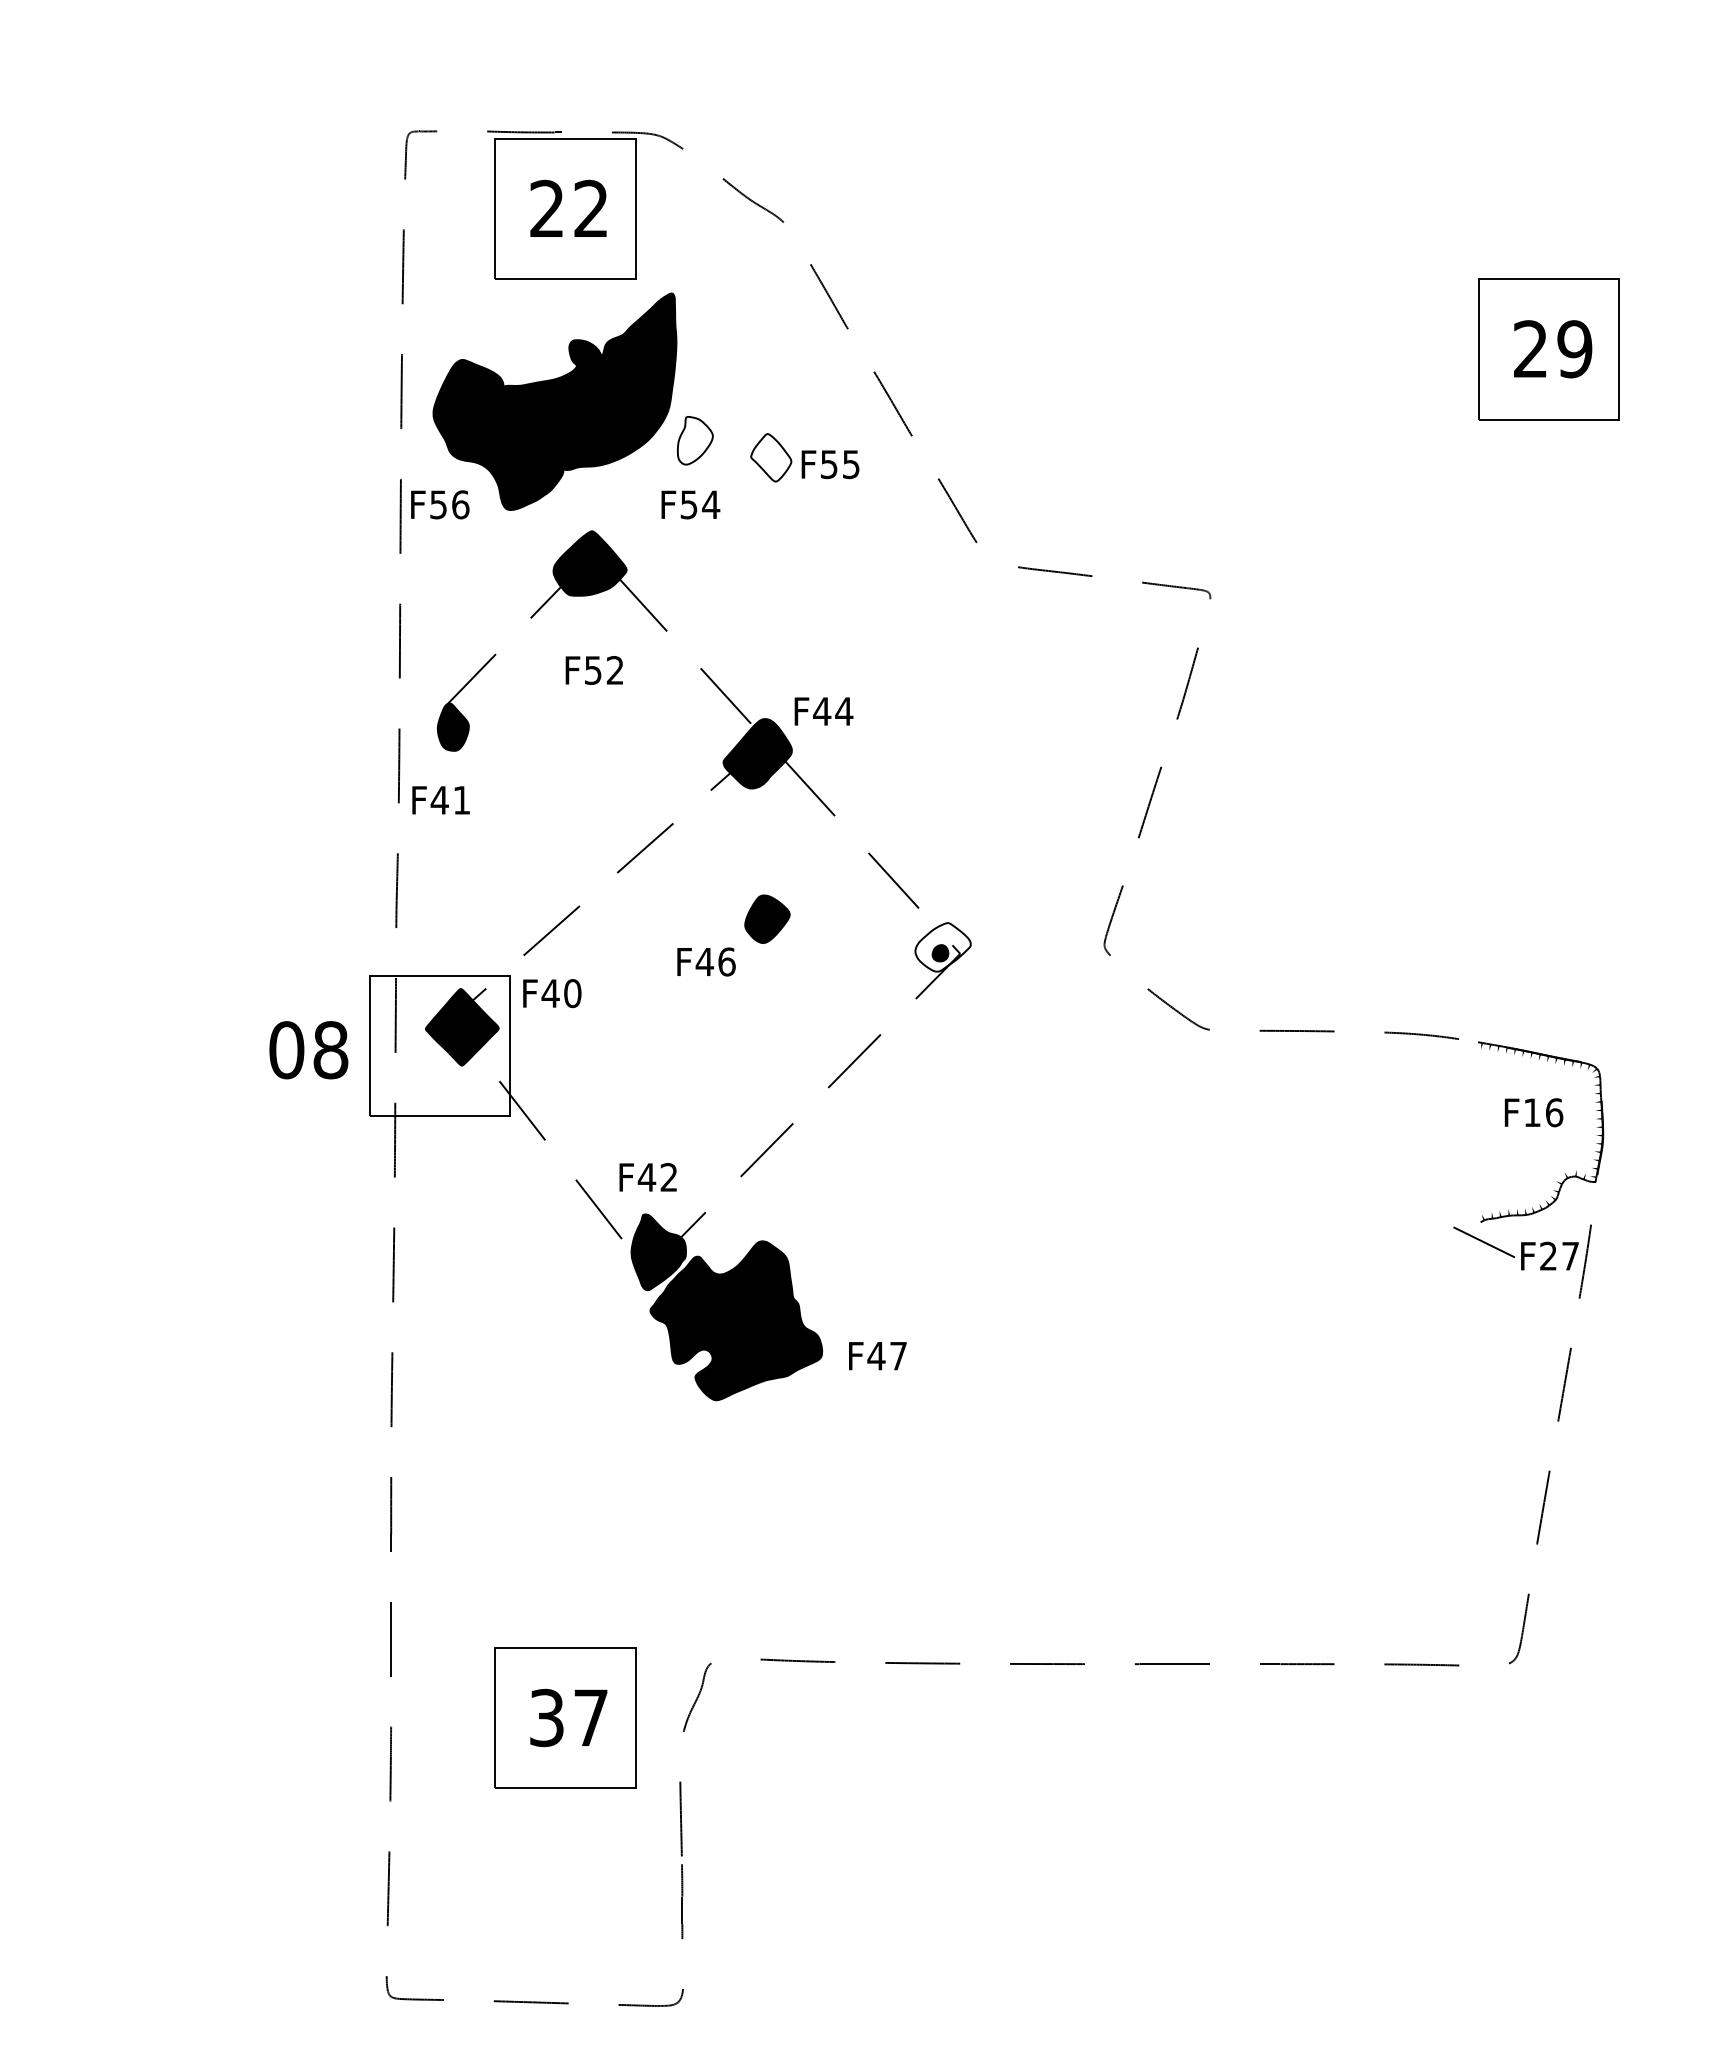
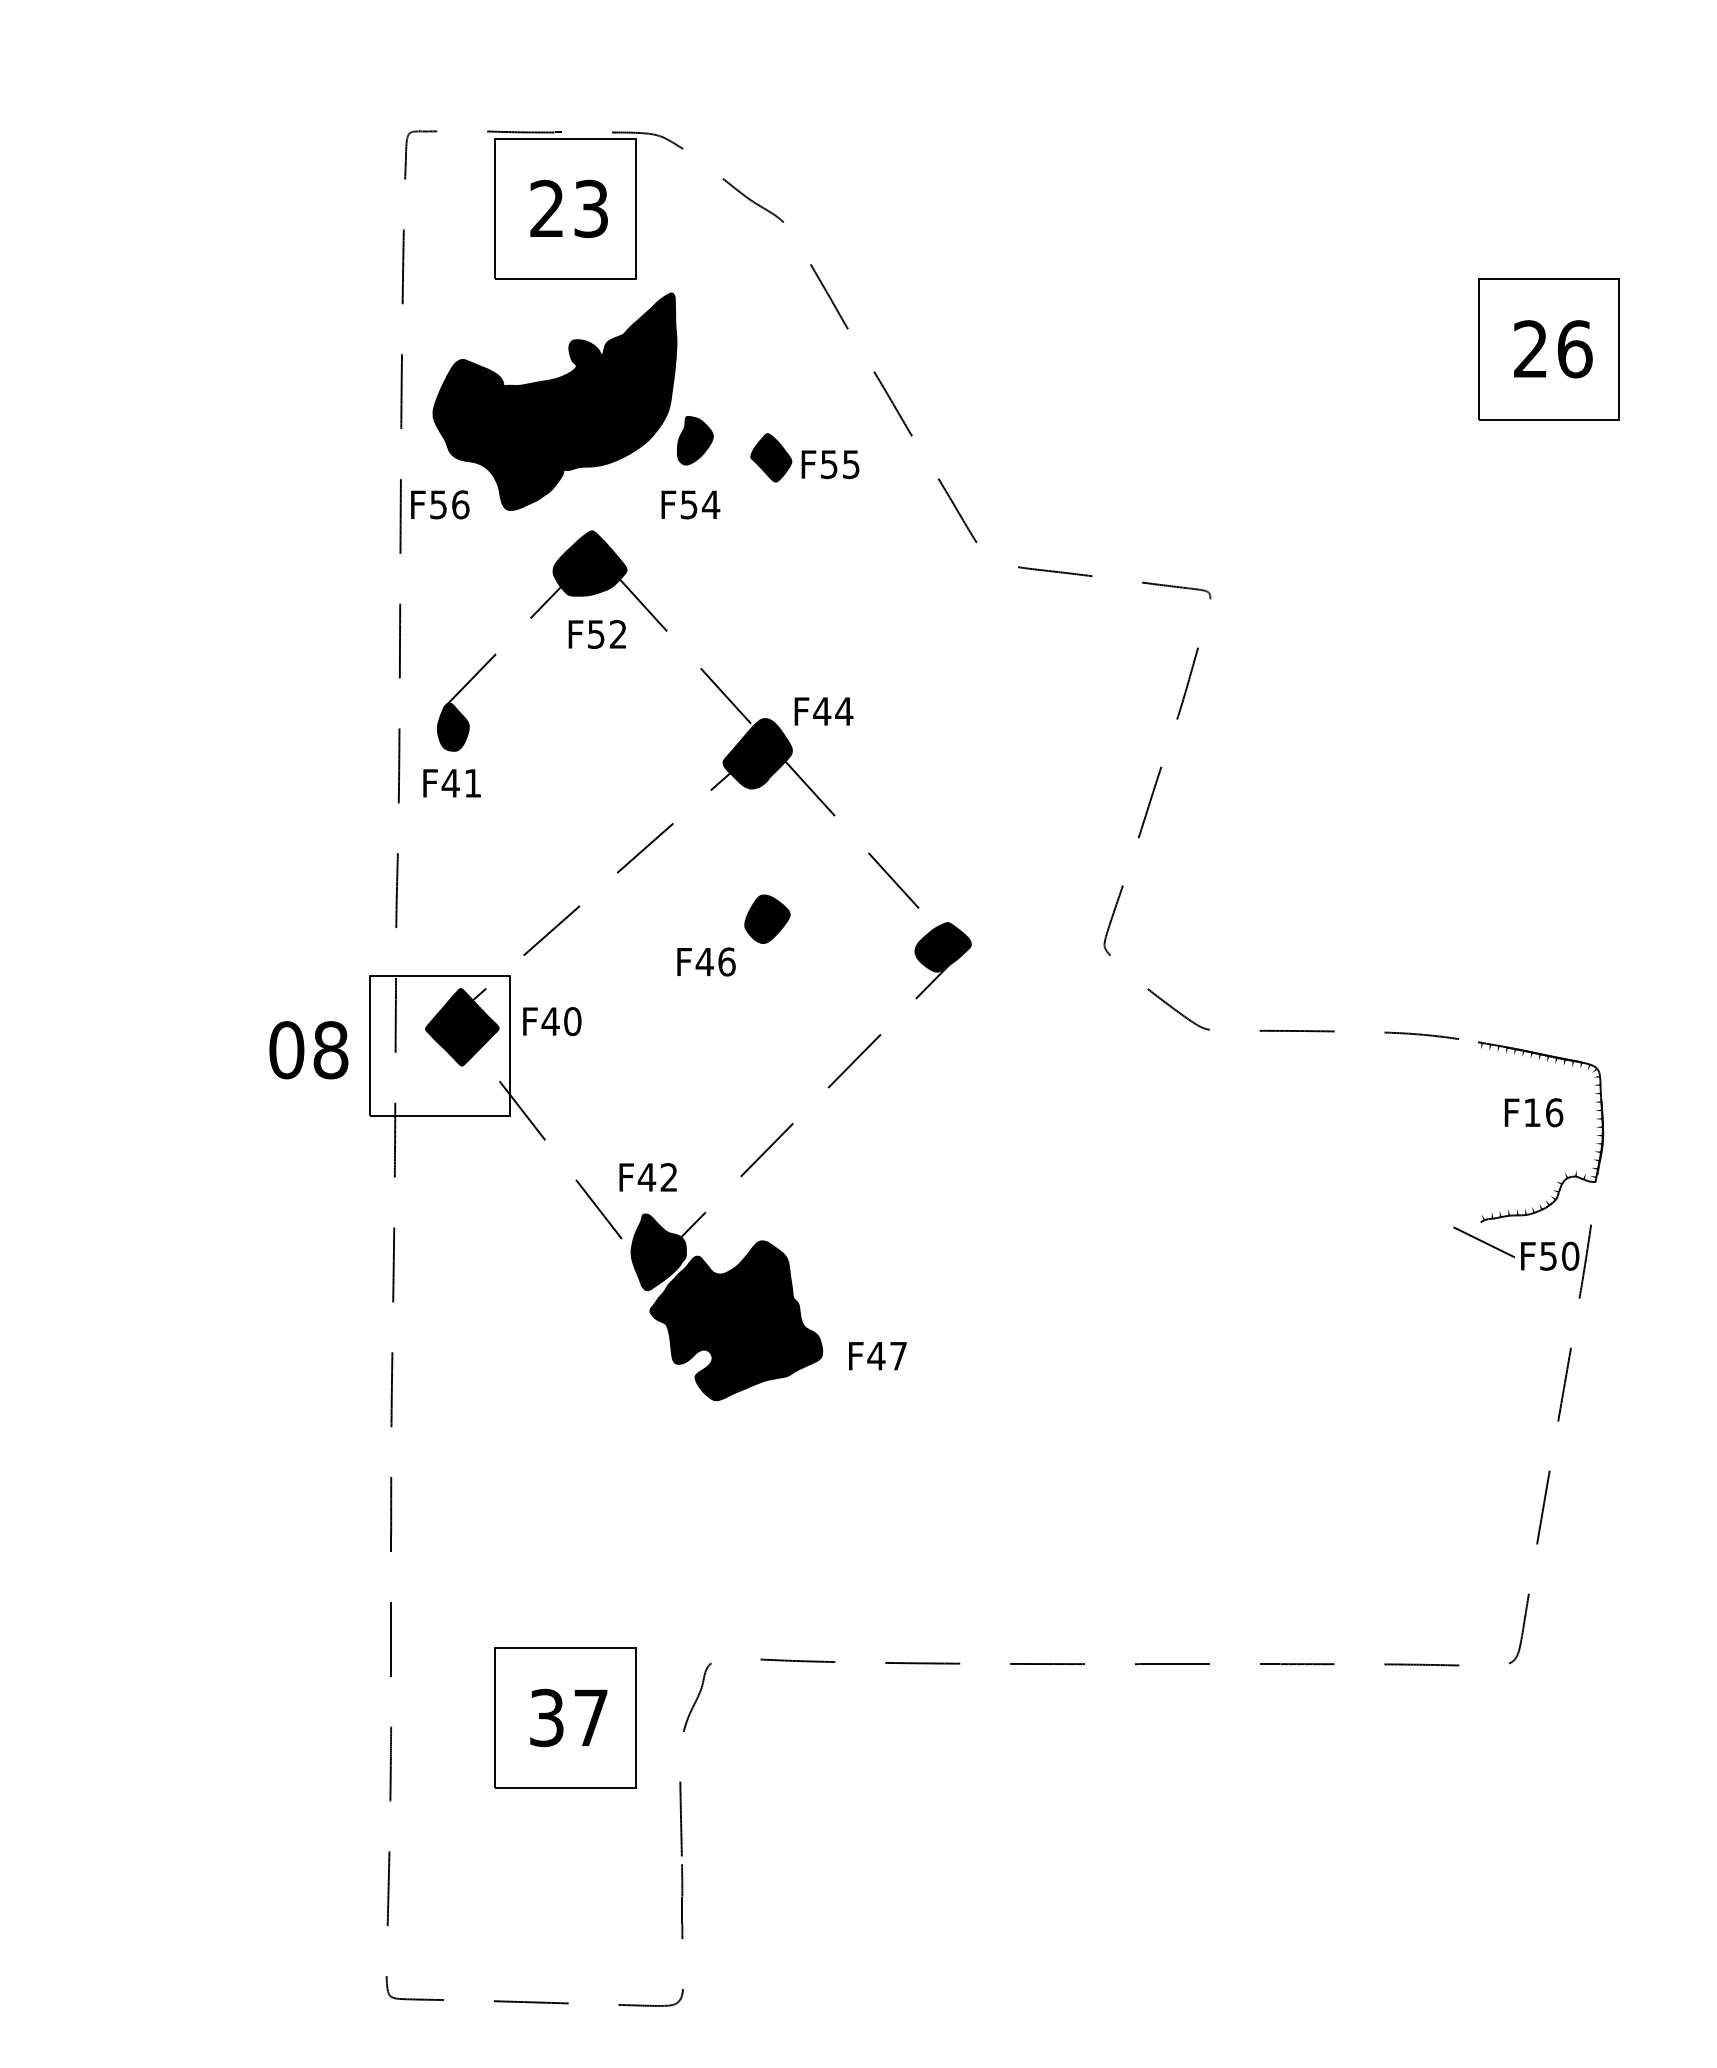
text: 22 -> 23 (590, 209)
text: 29 -> 26 (1574, 349)
fill: none -> present (694, 440)
fill: none -> present (771, 457)
text position: (593, 670) -> (596, 634) (596, 634)
text position: (440, 800) -> (451, 783) (451, 783)
fill: none -> present (942, 947)
text position: (552, 993) -> (552, 1021) (552, 1021)
text: F27 -> F50 (1559, 1255)
